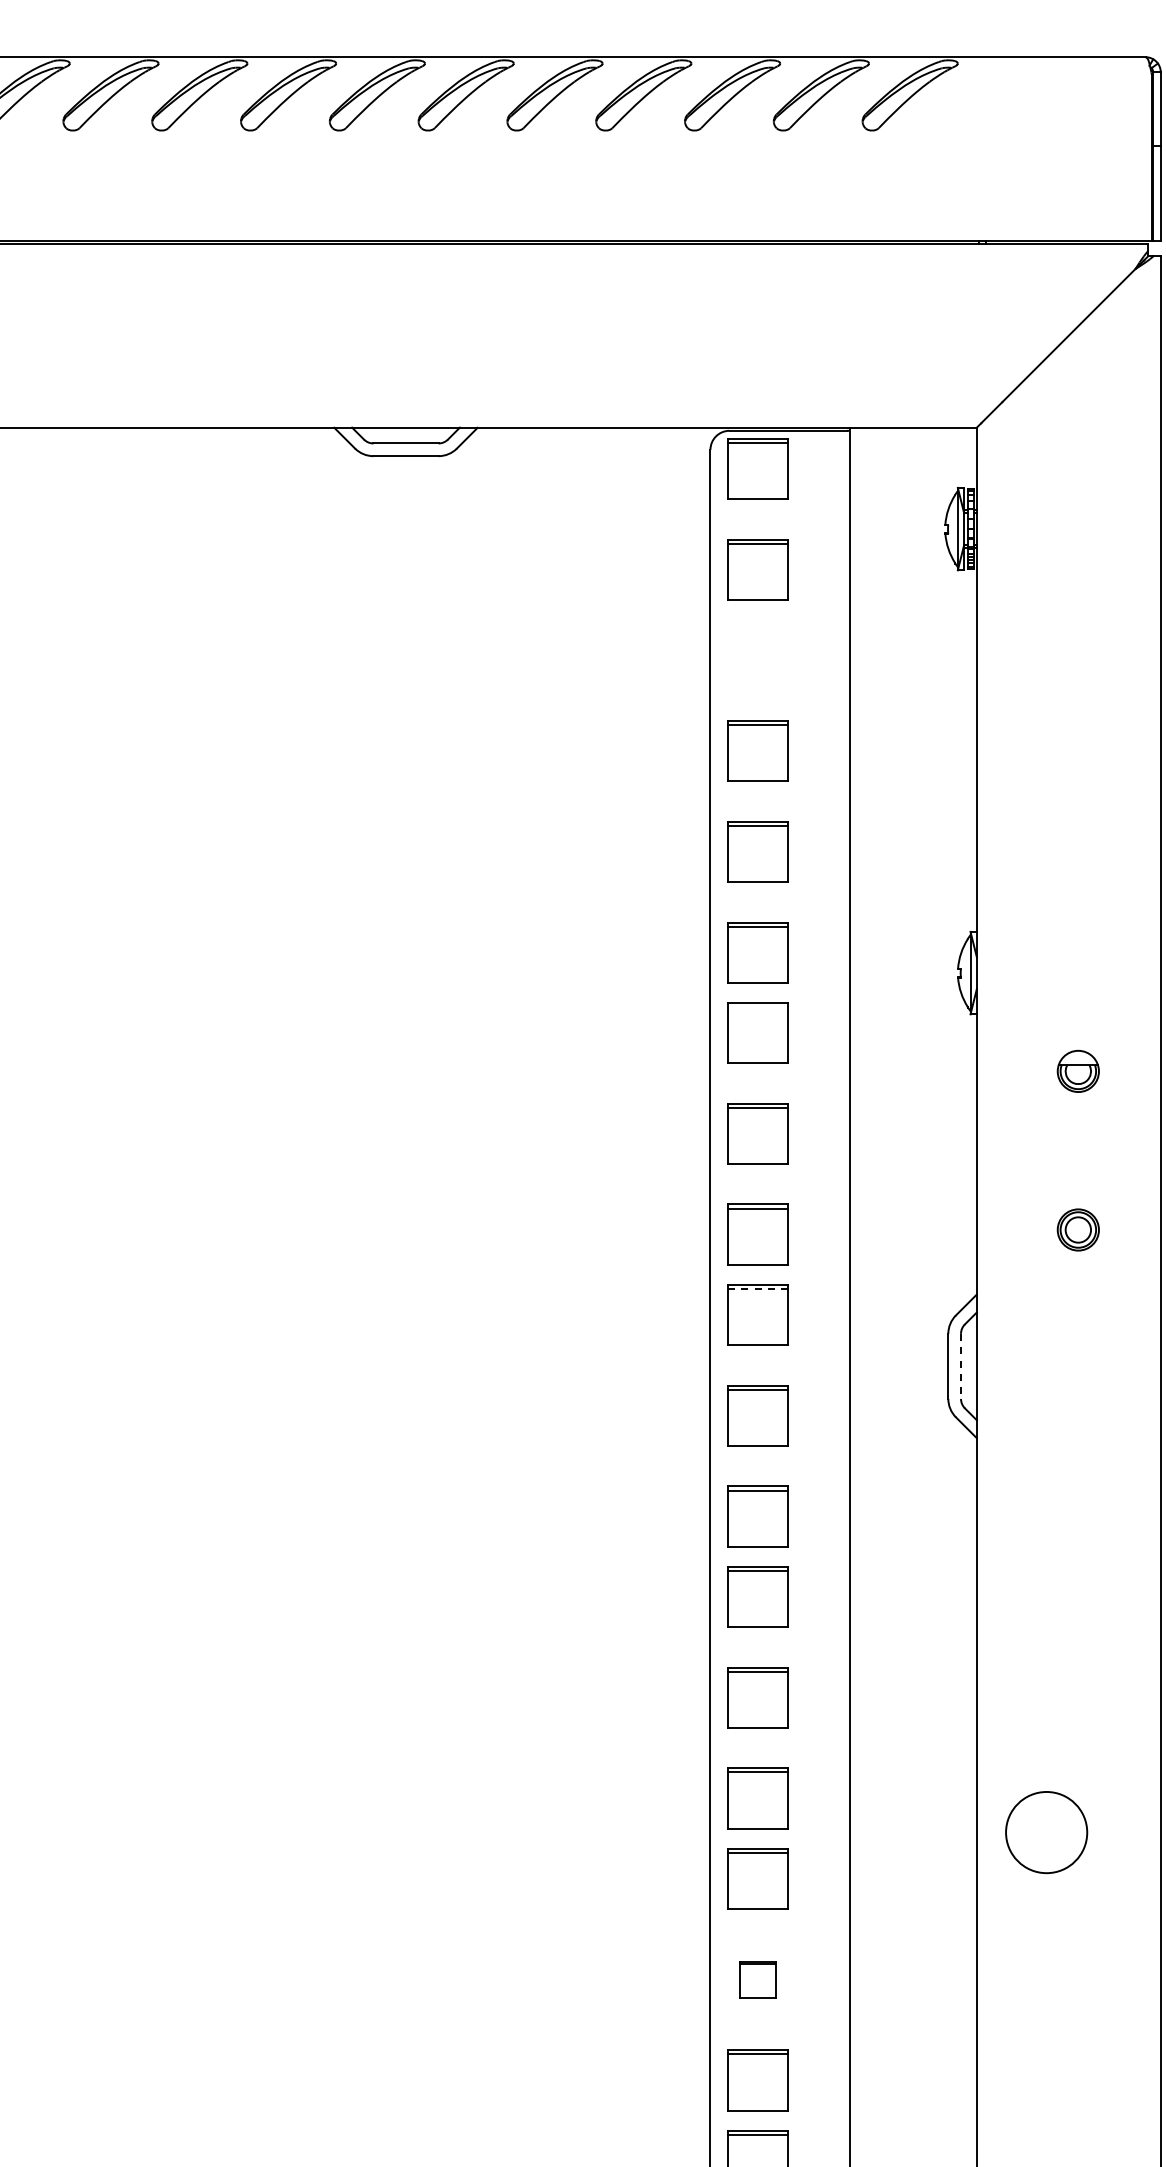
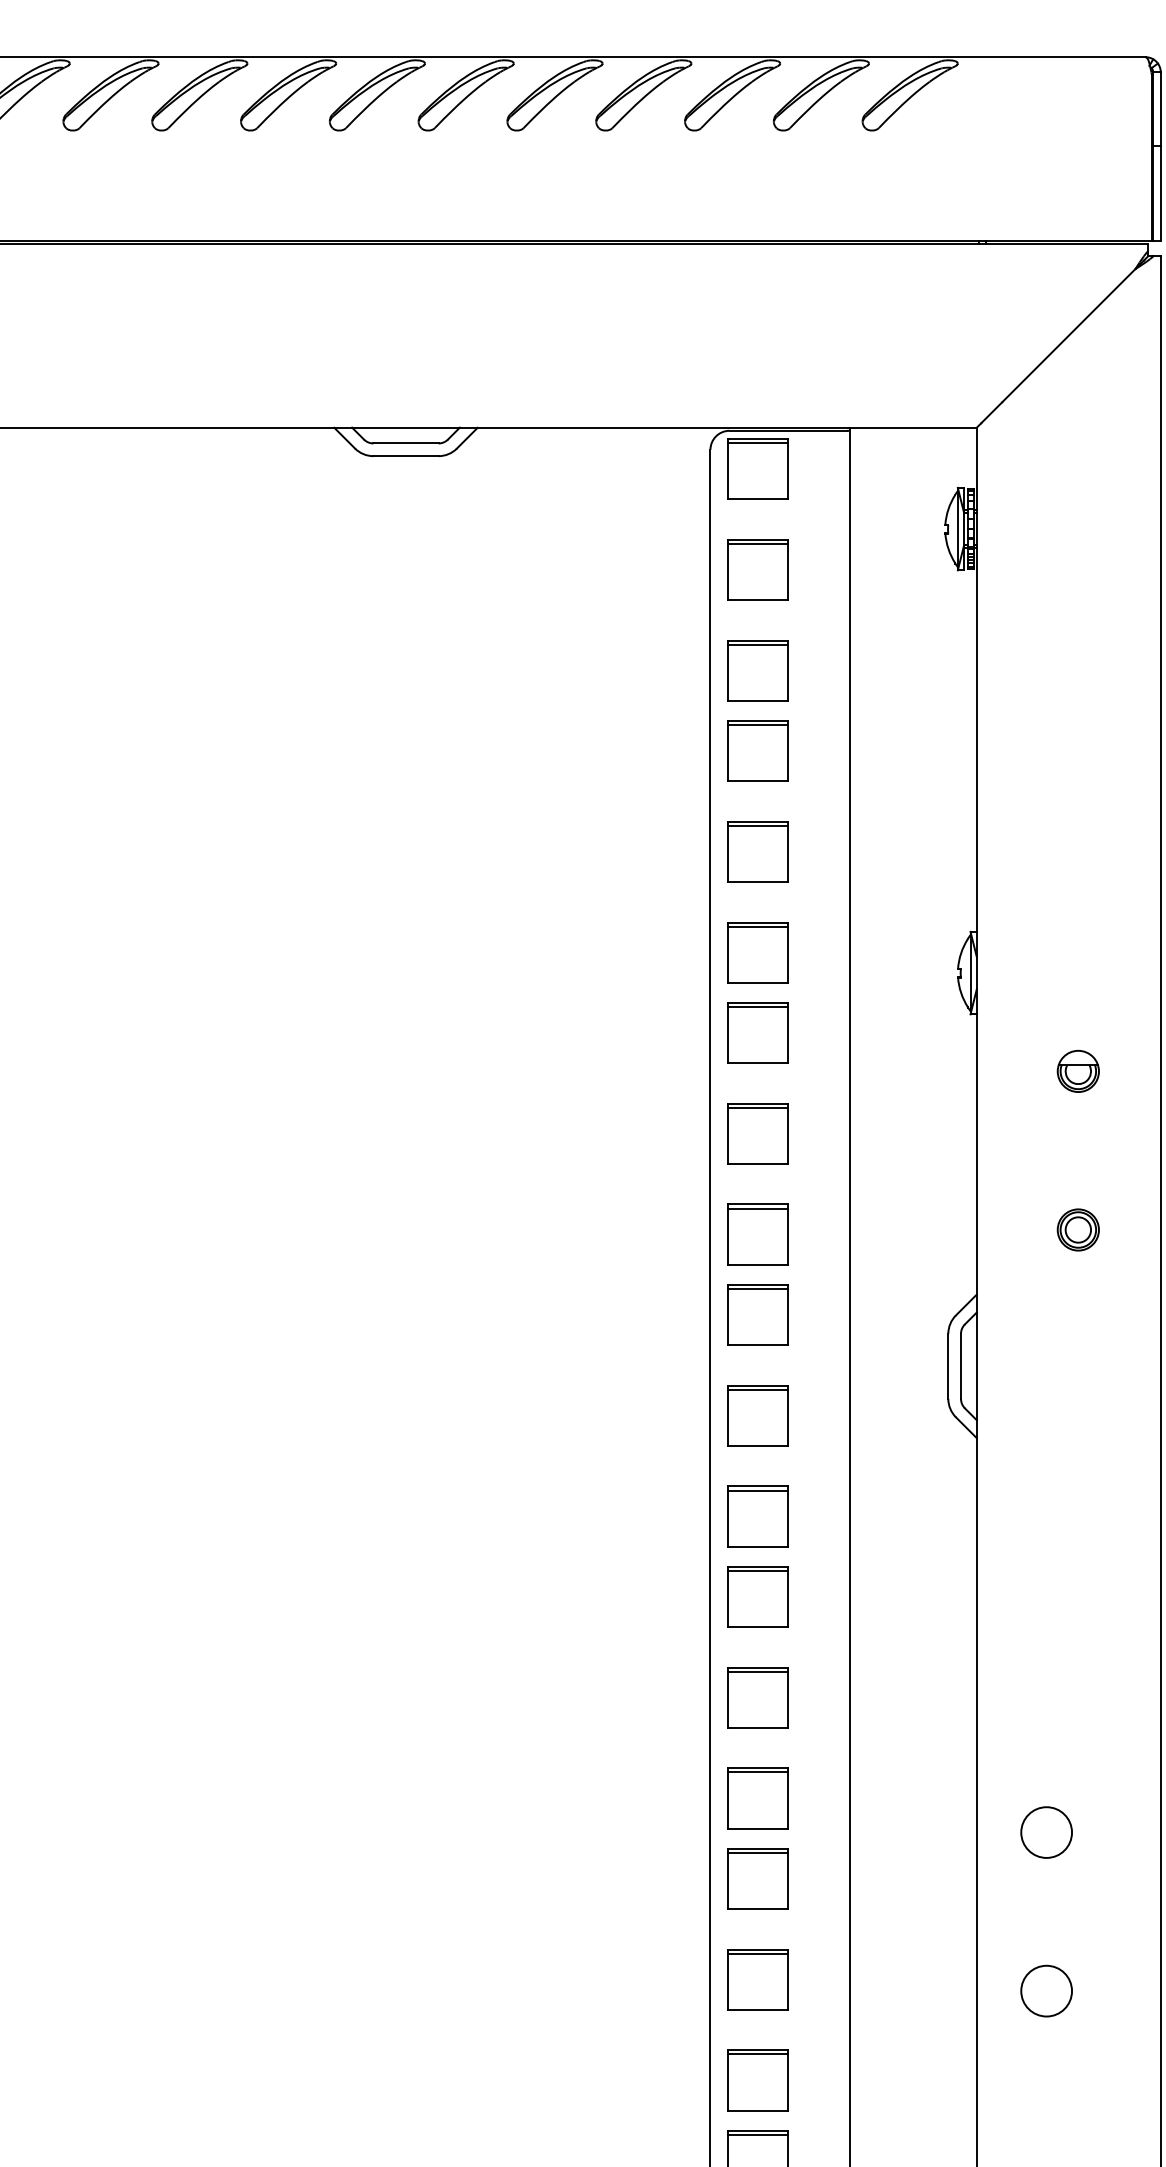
part: none -> present (757, 670)
line: none -> present (757, 1007)
line: dashed -> solid (758, 1289)
line: dashed -> solid (961, 1366)
circle diameter: 81 px -> 51 px (1046, 1832)
part size: 38x38 px -> 62x62 px (757, 1979)
circle: none -> present (1046, 1990)
